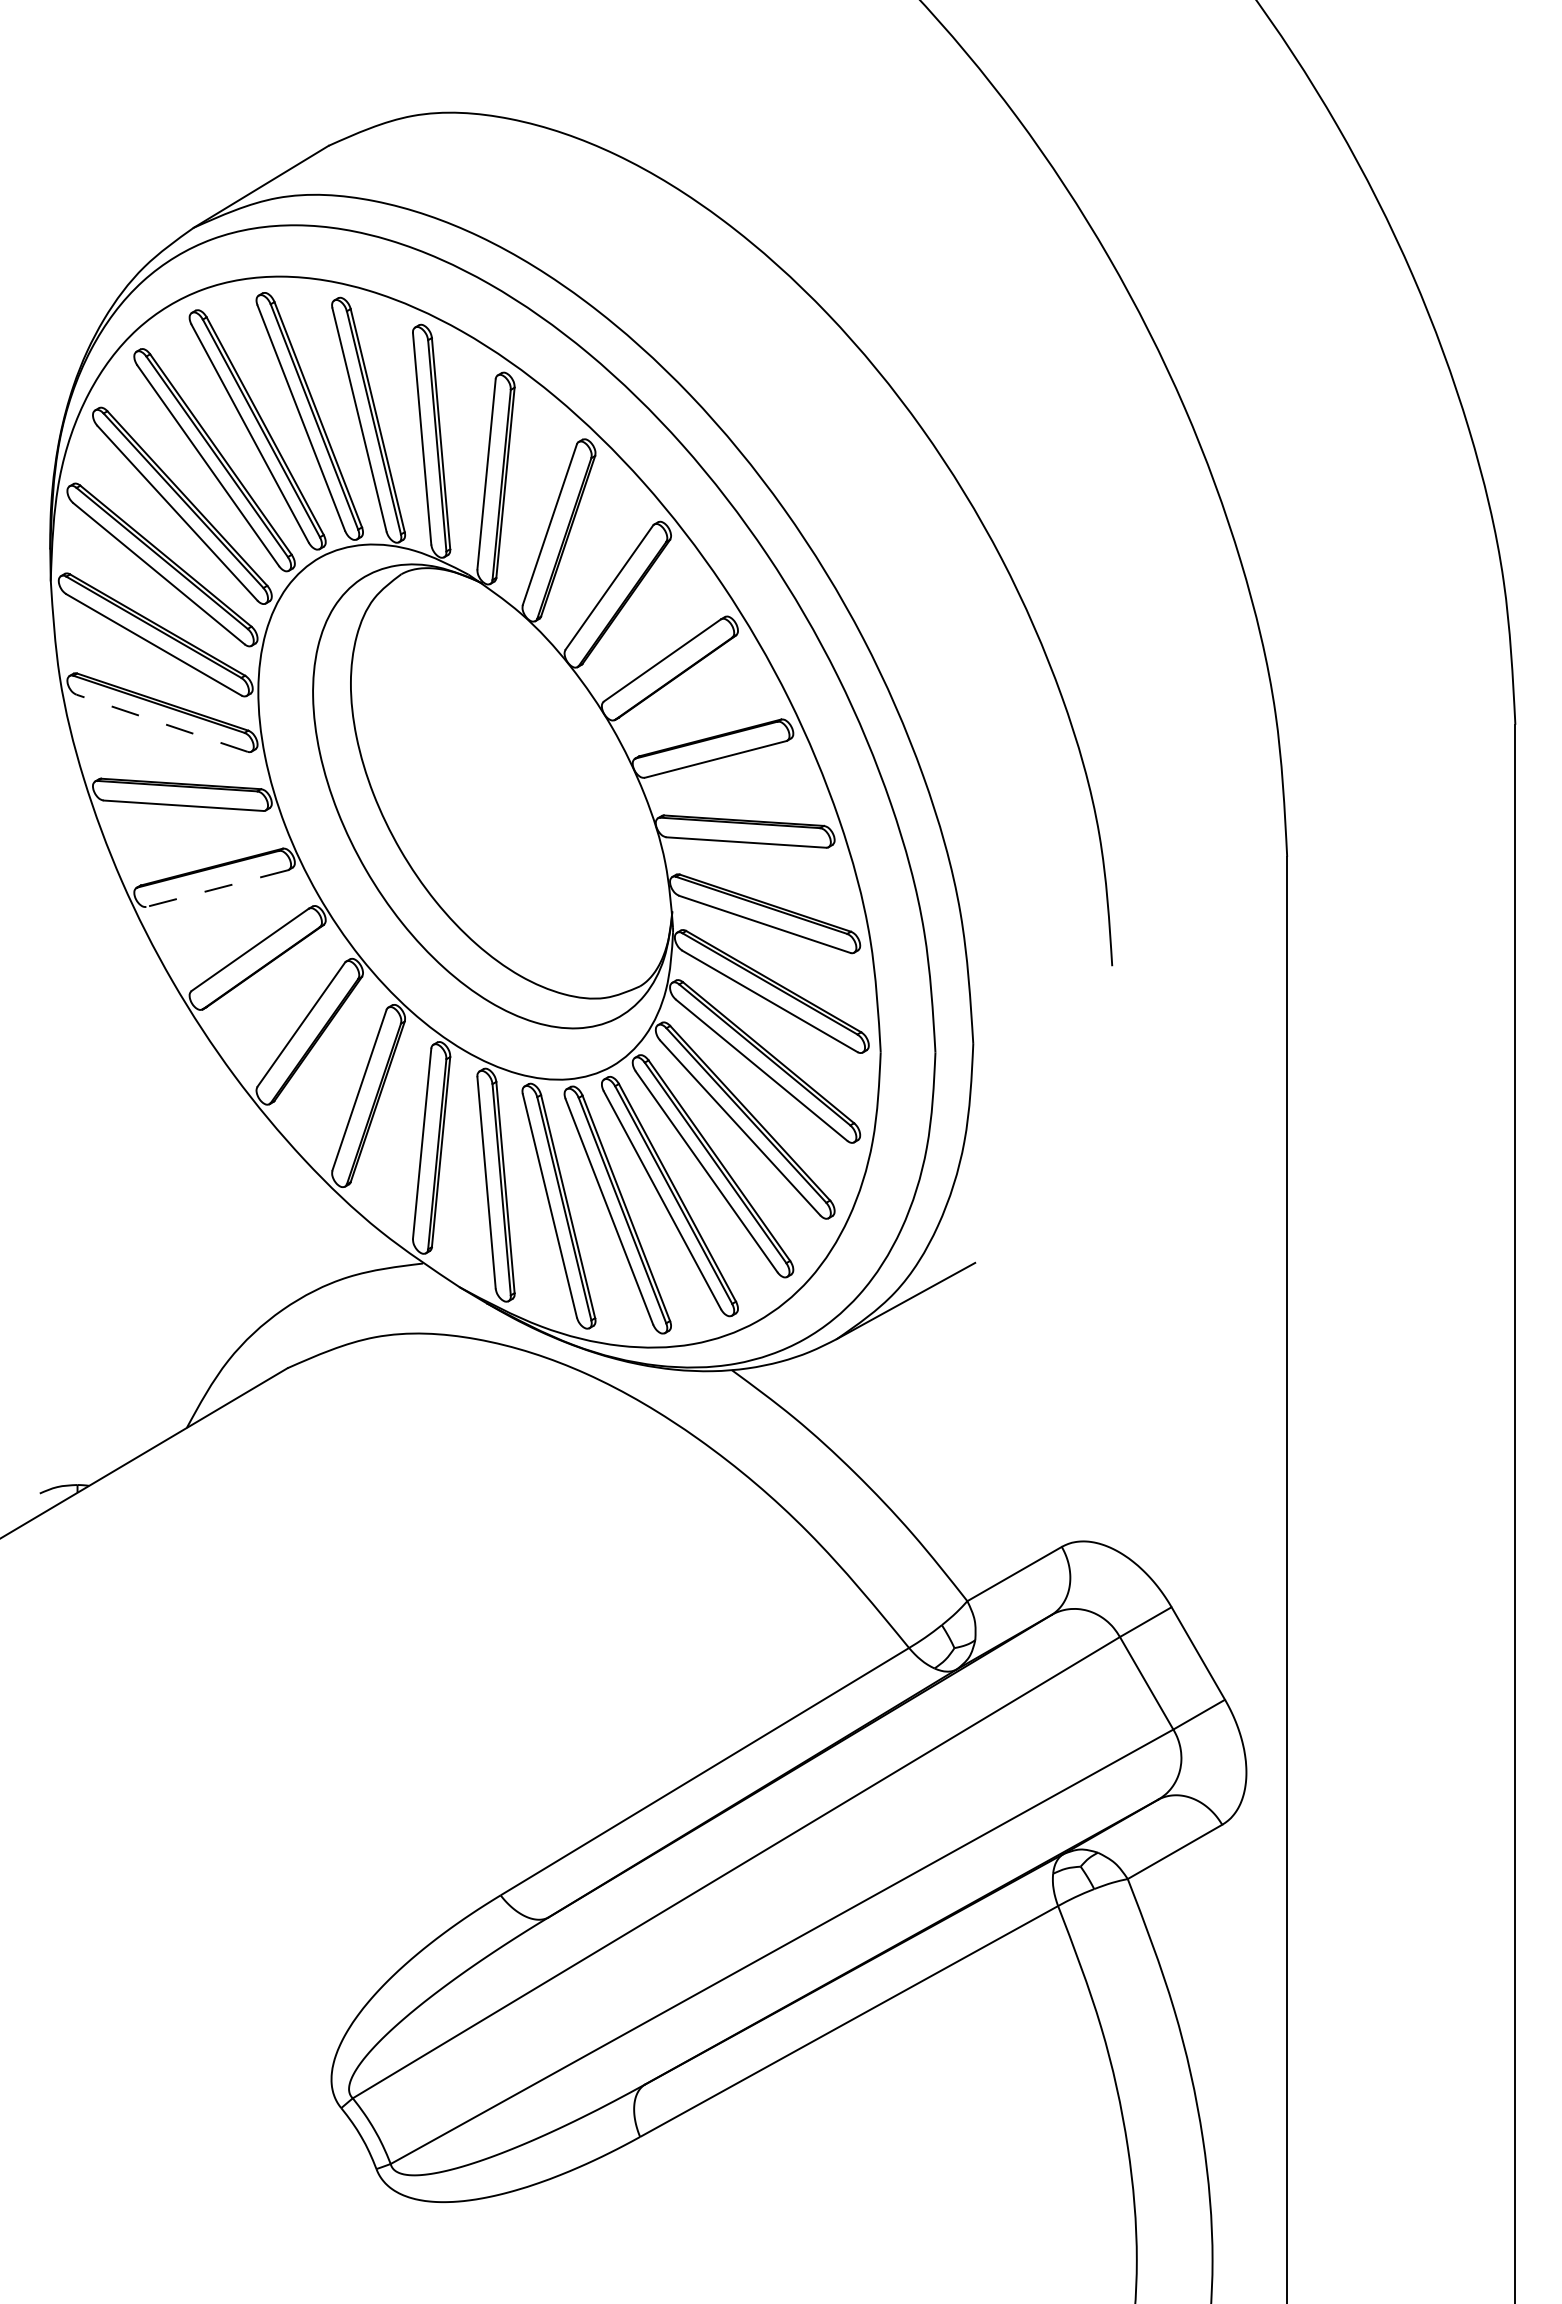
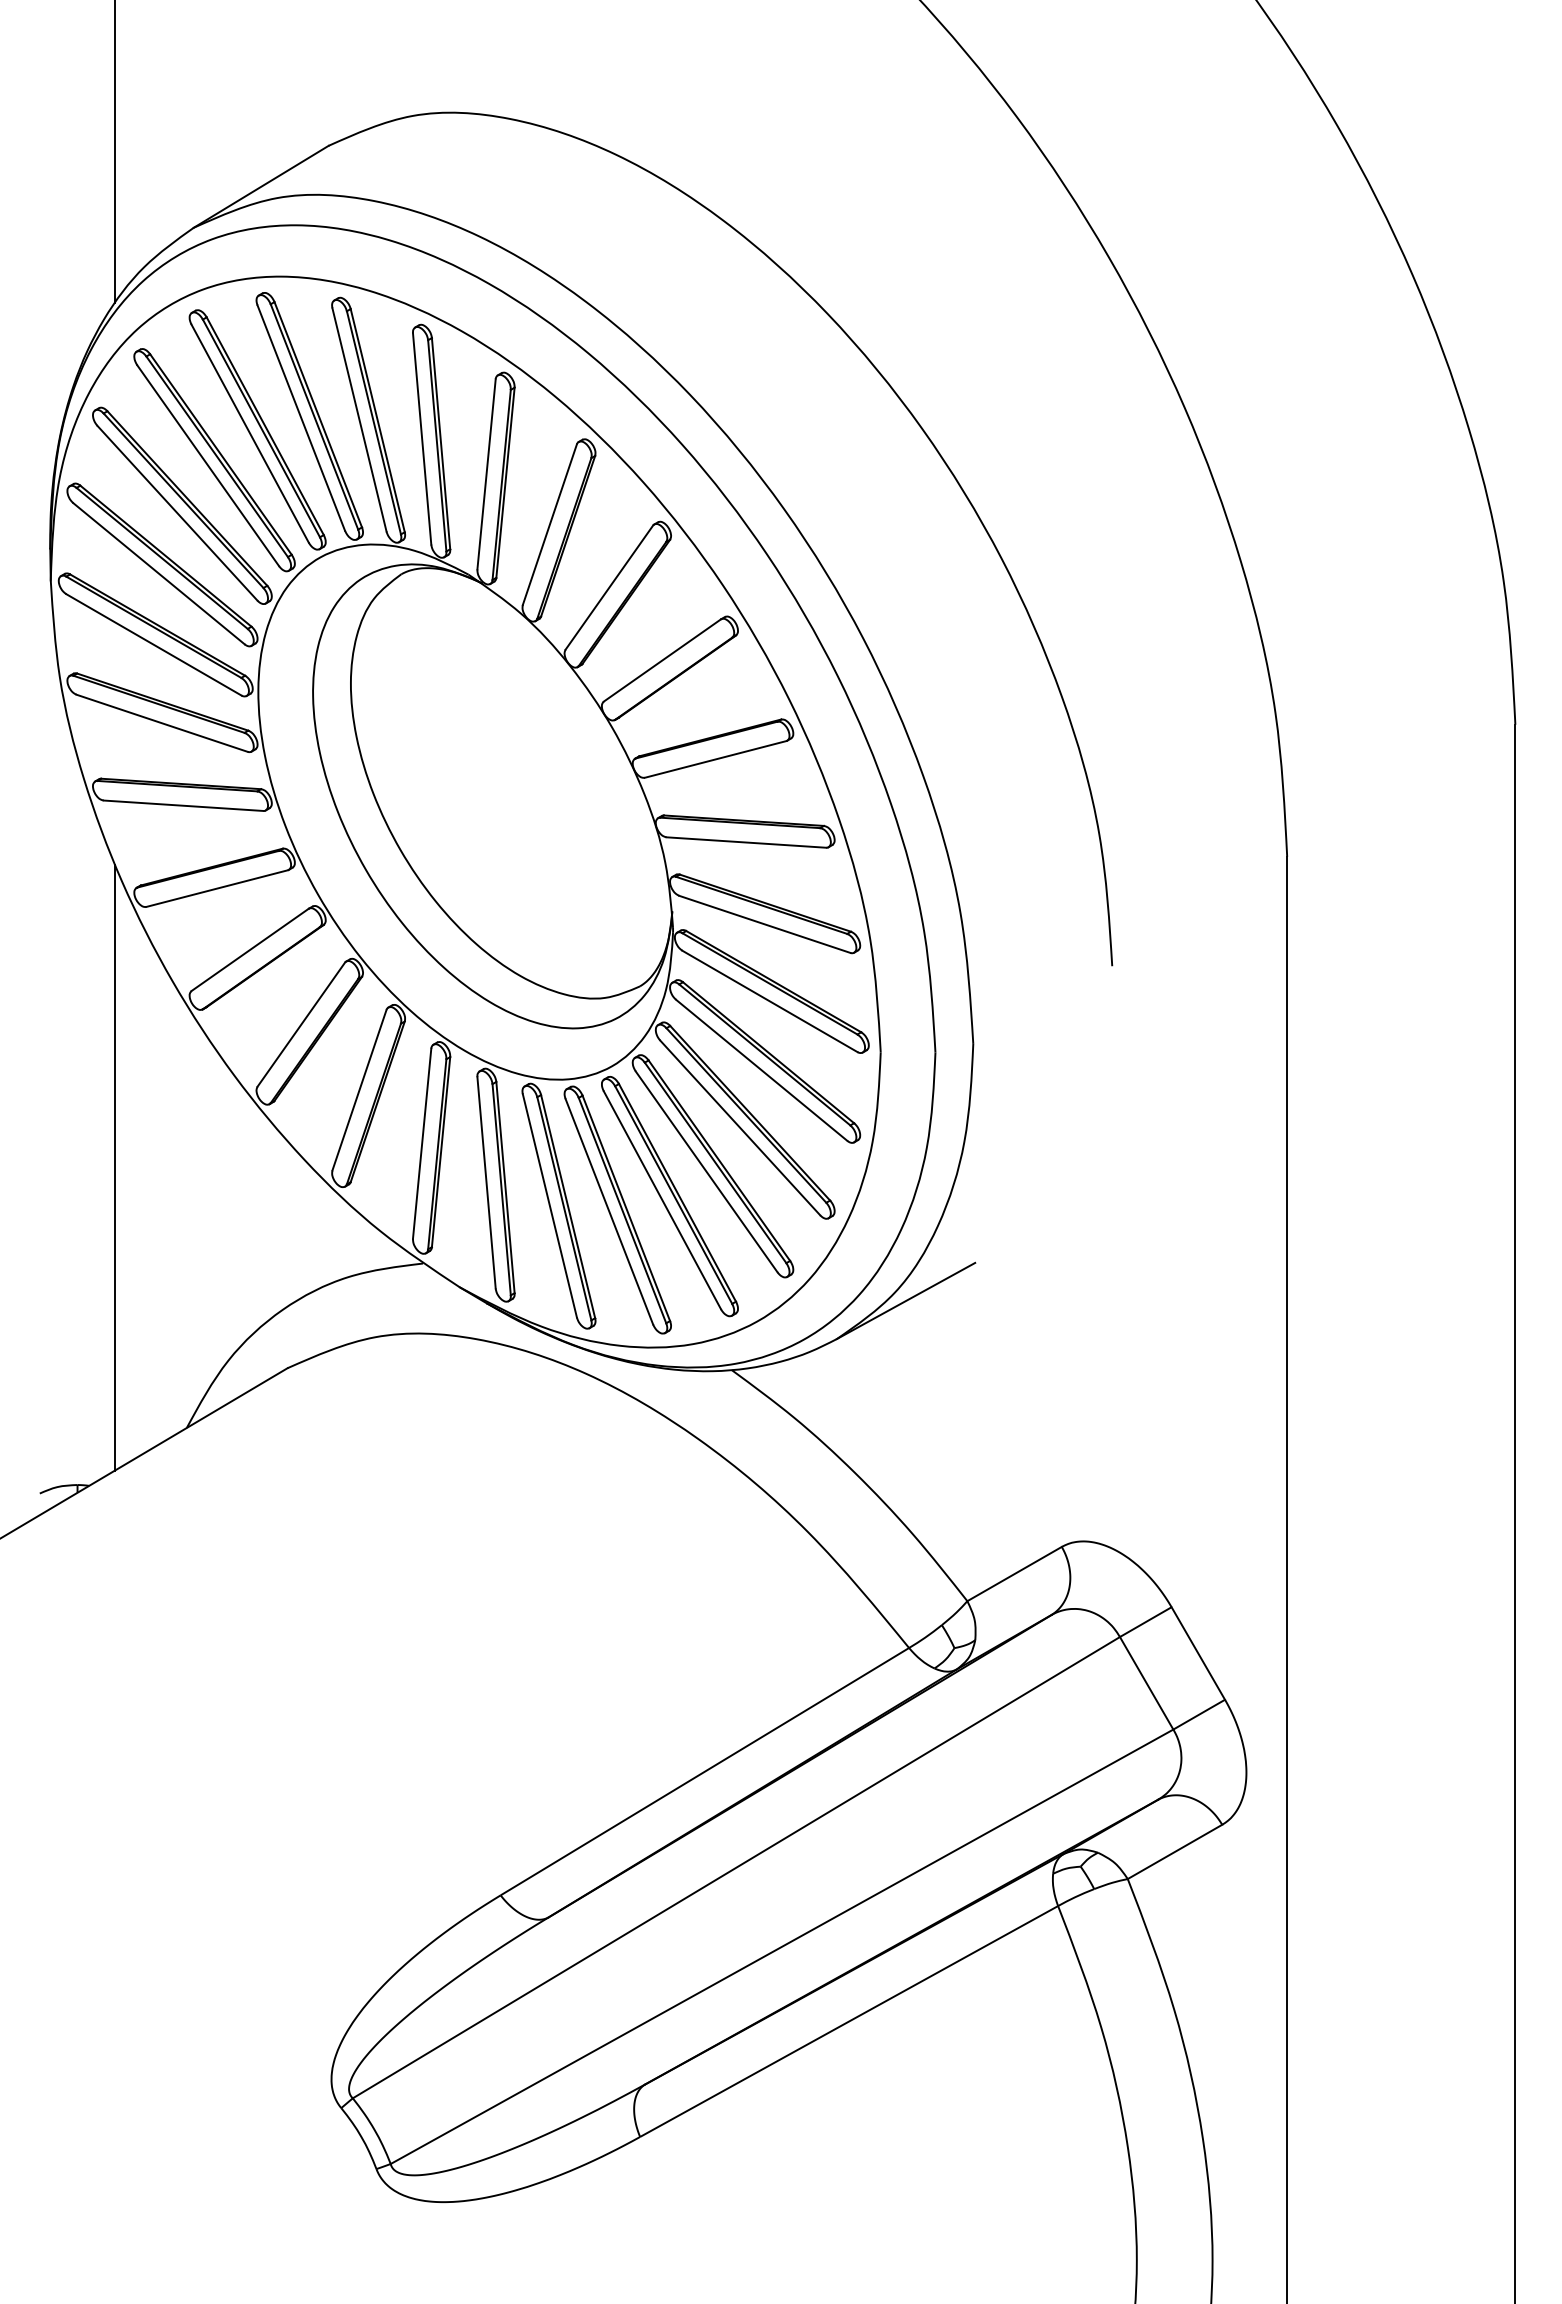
line: none -> present (114, 152)
line: dashed -> solid (161, 723)
line: dashed -> solid (216, 888)
line: none -> present (114, 1167)
